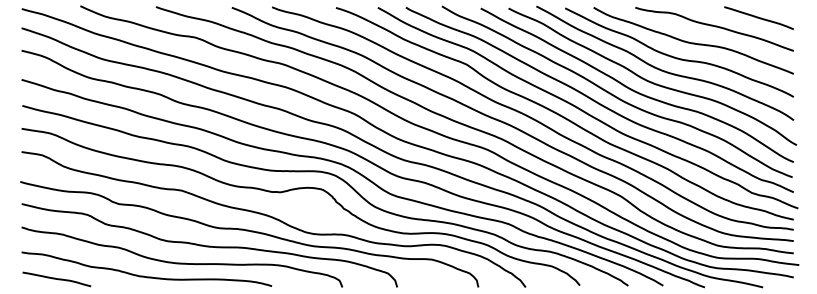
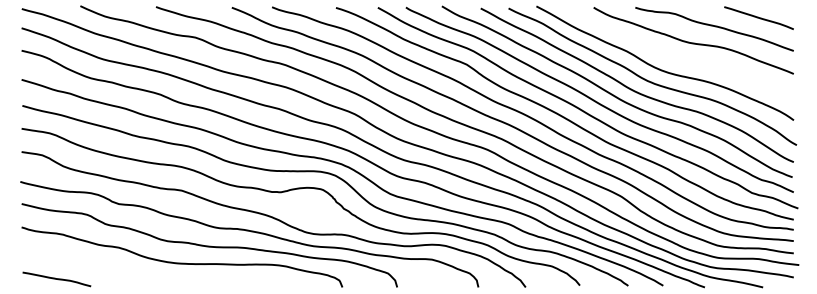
curve: present -> none (678, 57)
curve: present -> none (143, 275)
